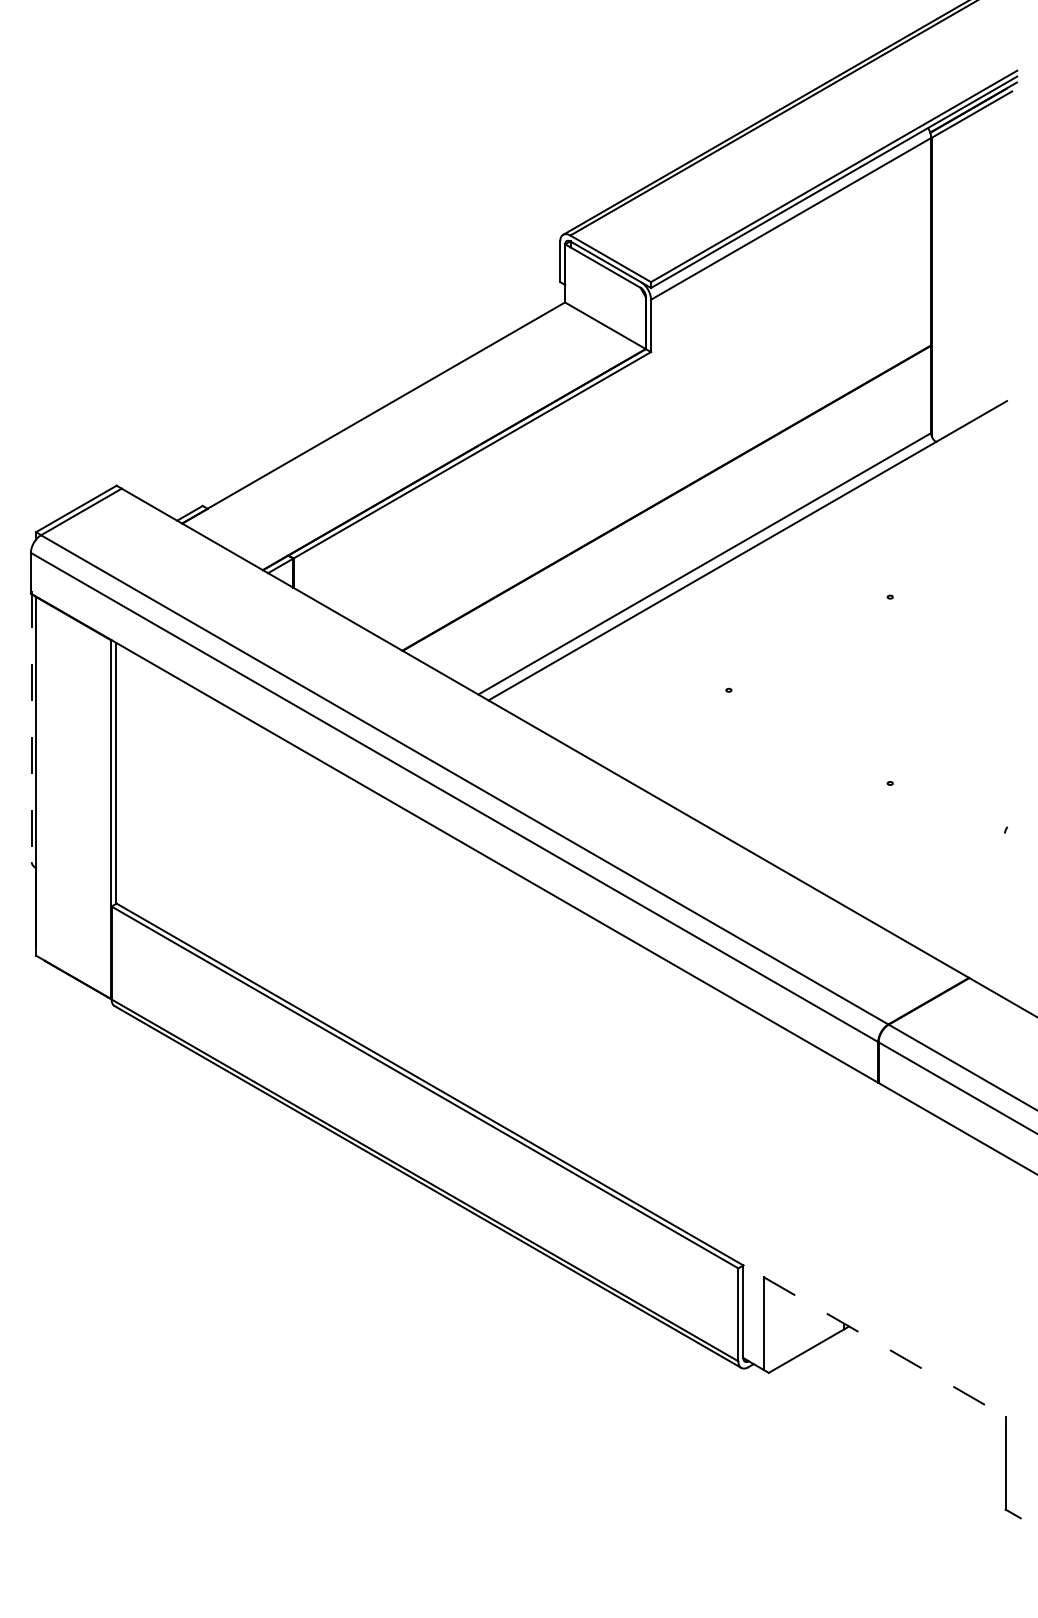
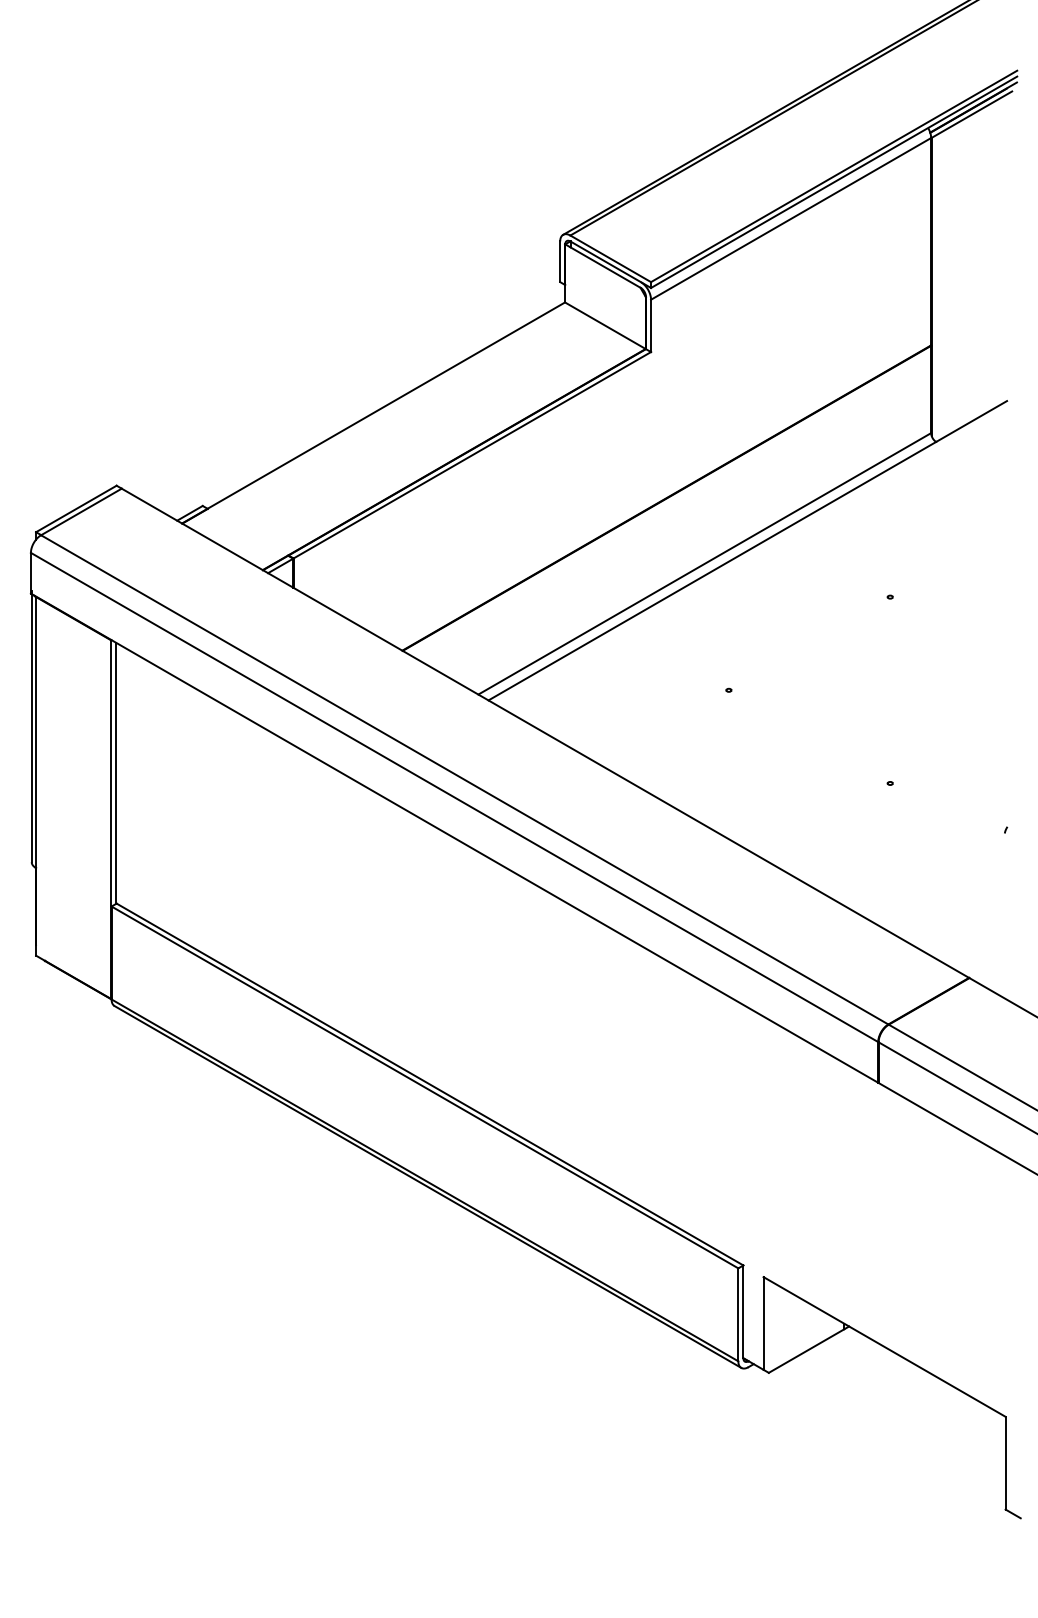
line: dashed -> solid (31, 726)
line: dashed -> solid (884, 1346)
